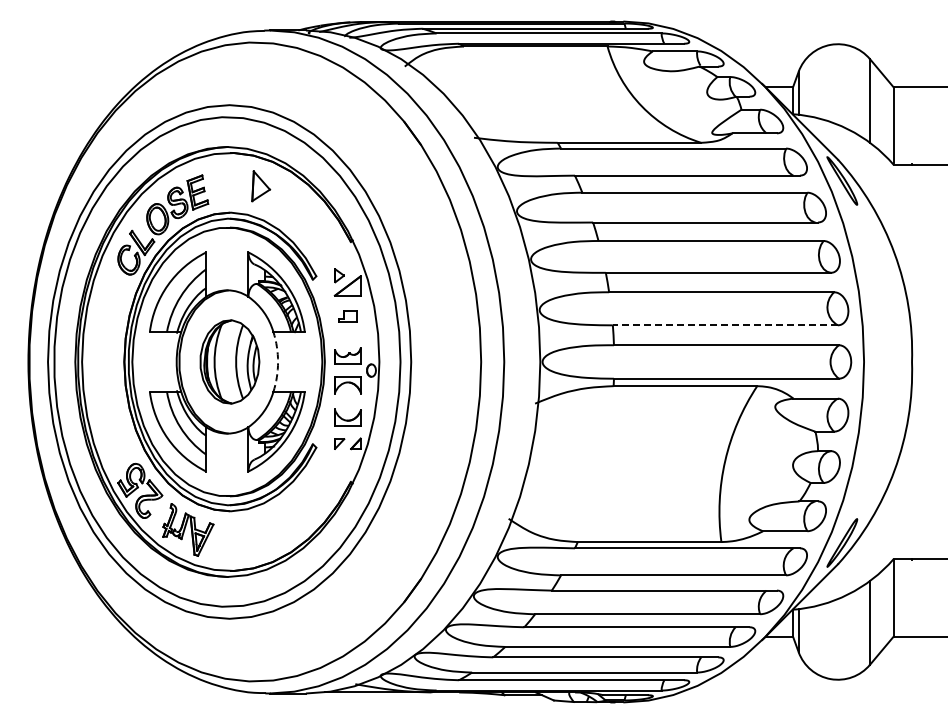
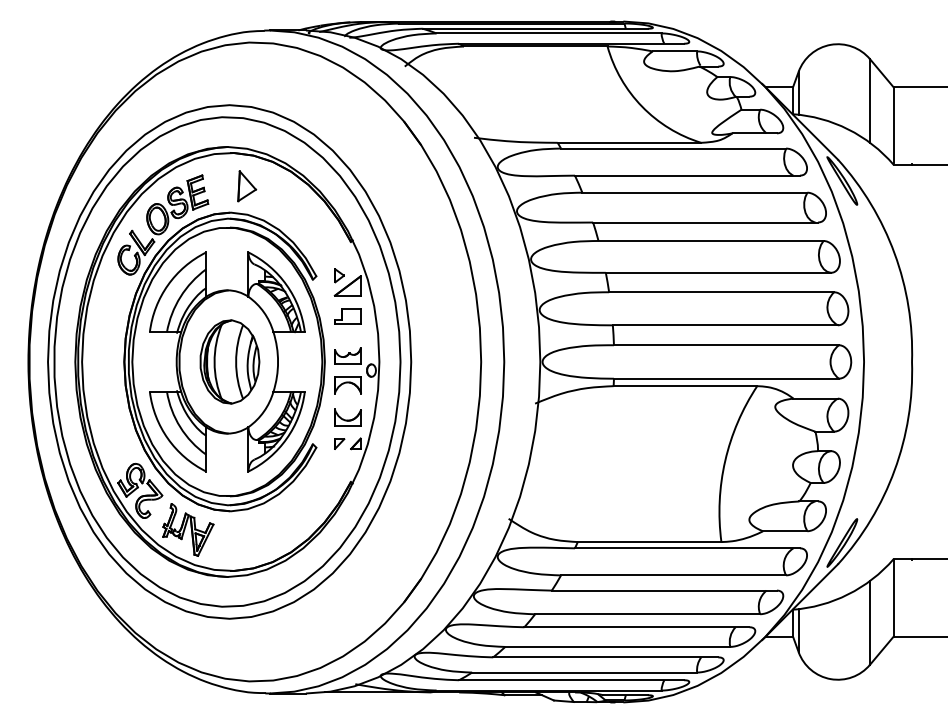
part position: (261, 186) -> (247, 186) (247, 186)
part size: 20x13 px -> 28x17 px (347, 316)
line: dashed -> solid (725, 325)
arc: dashed -> solid (278, 361)
